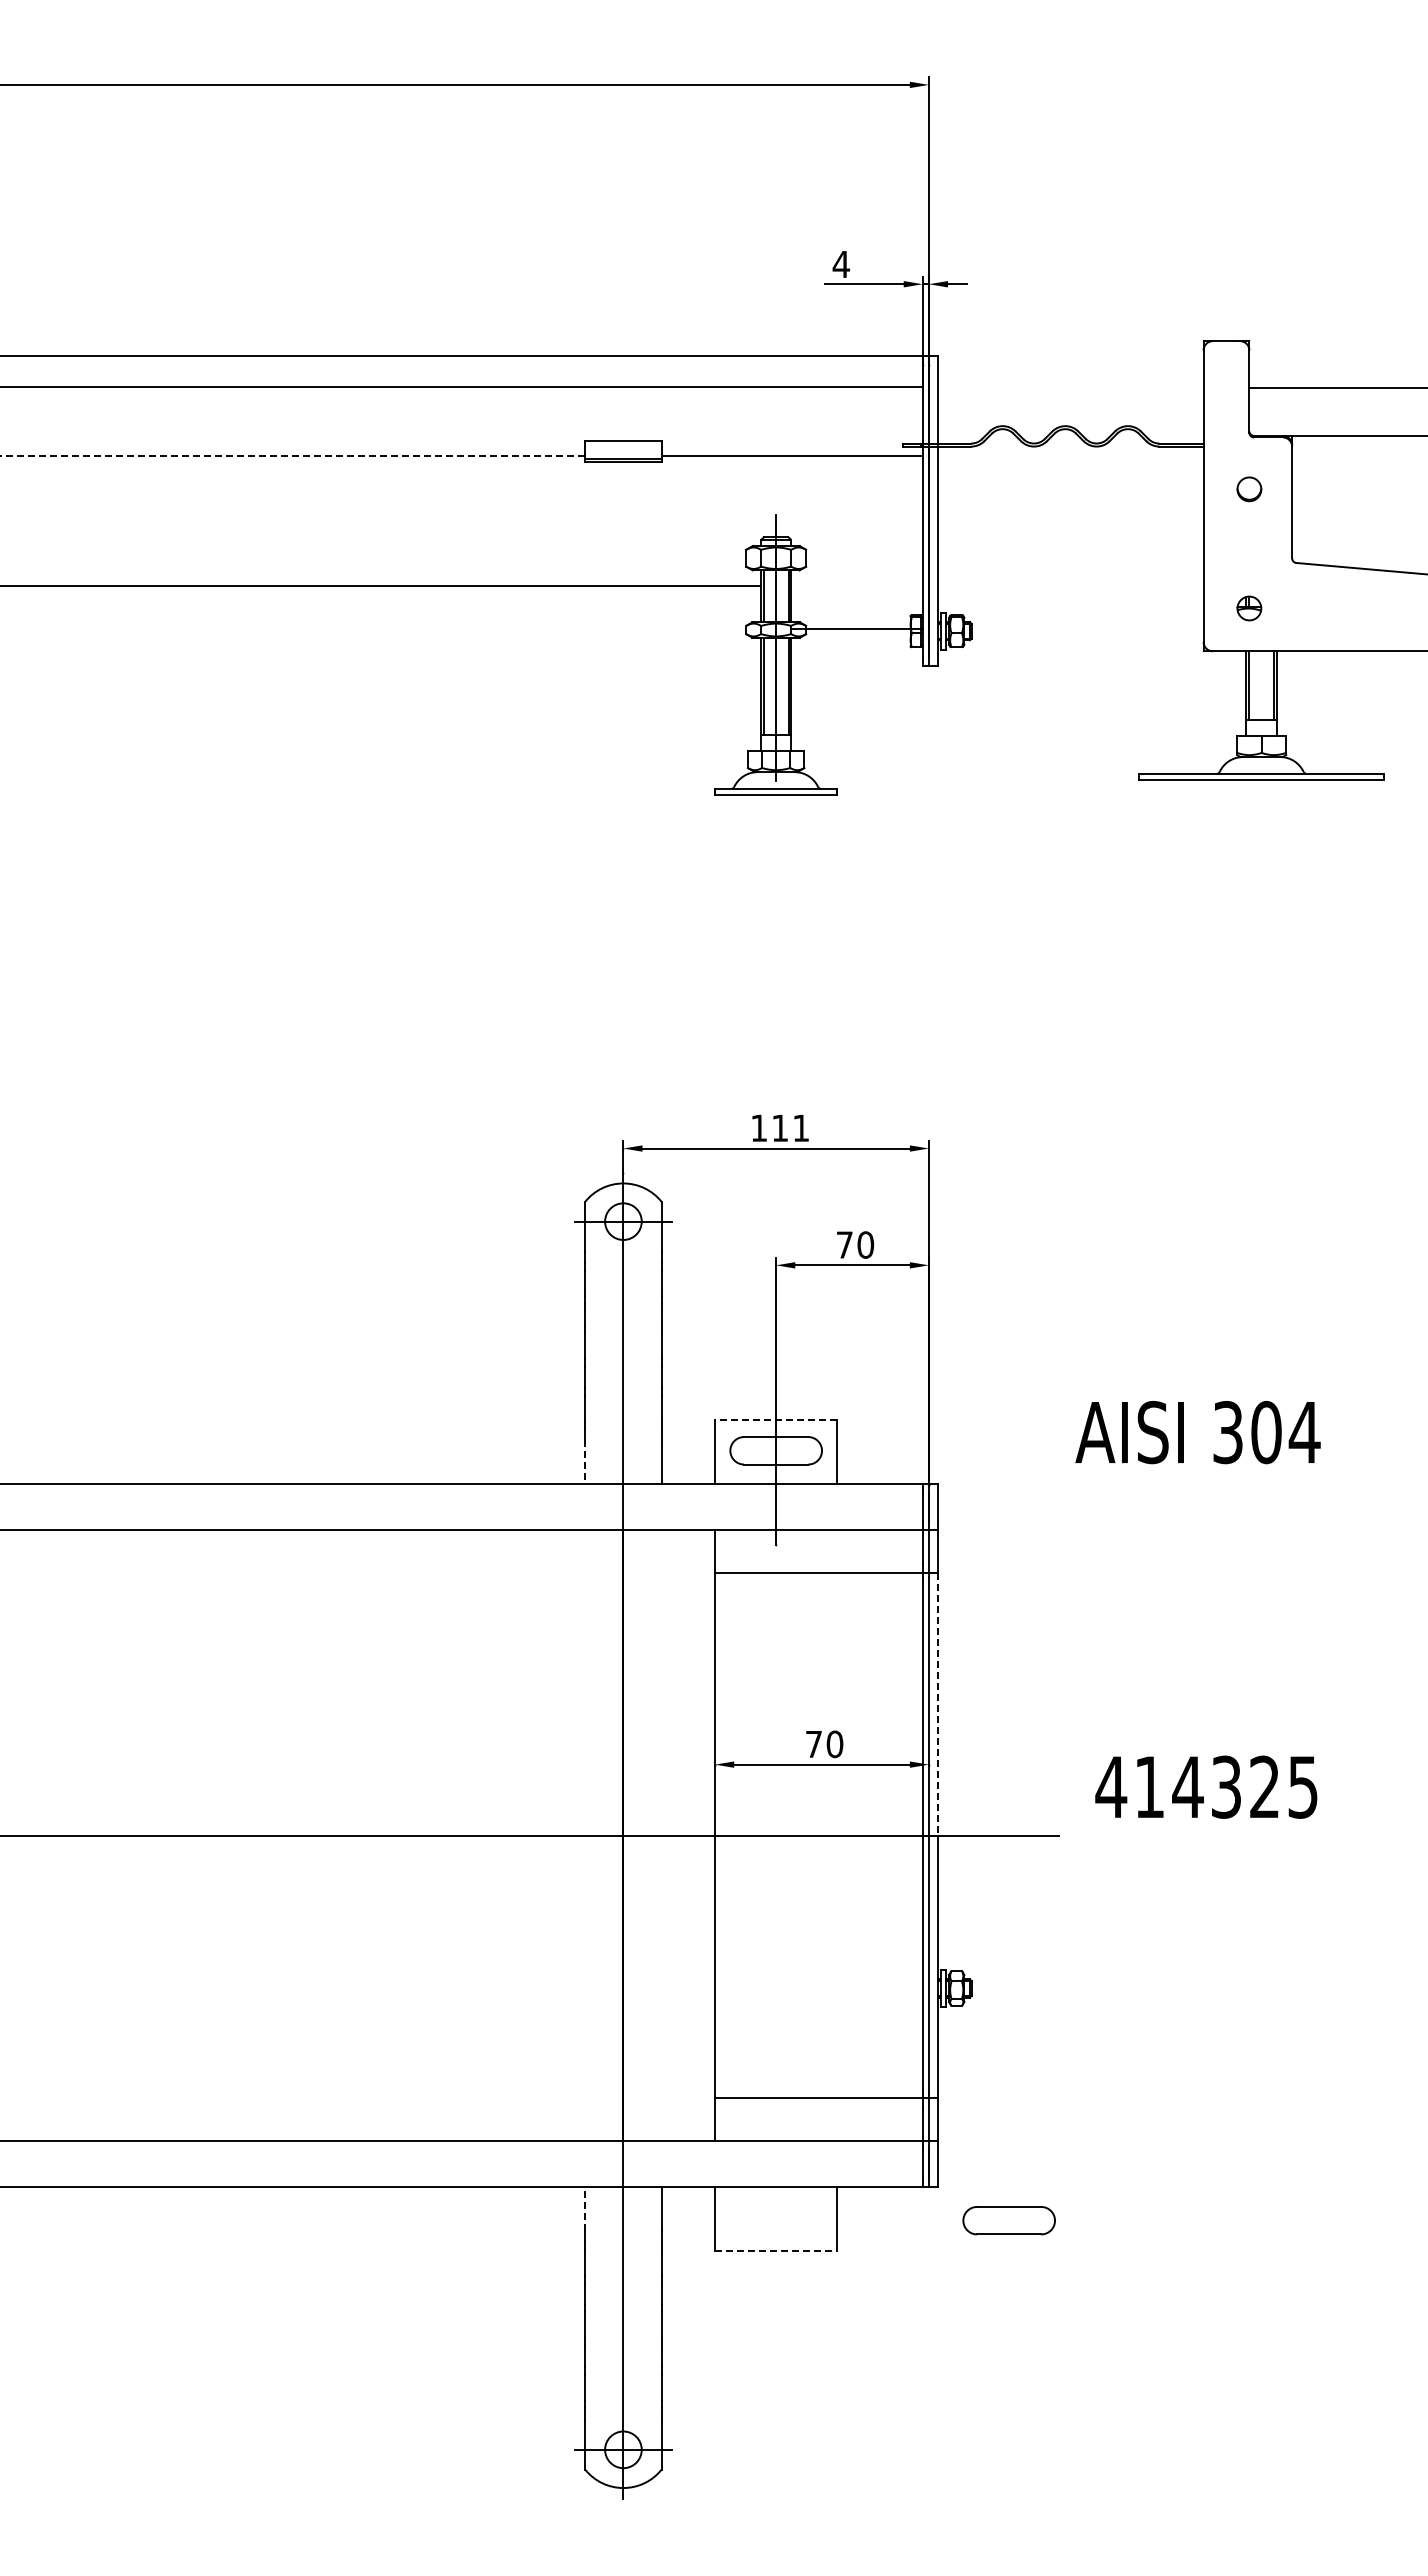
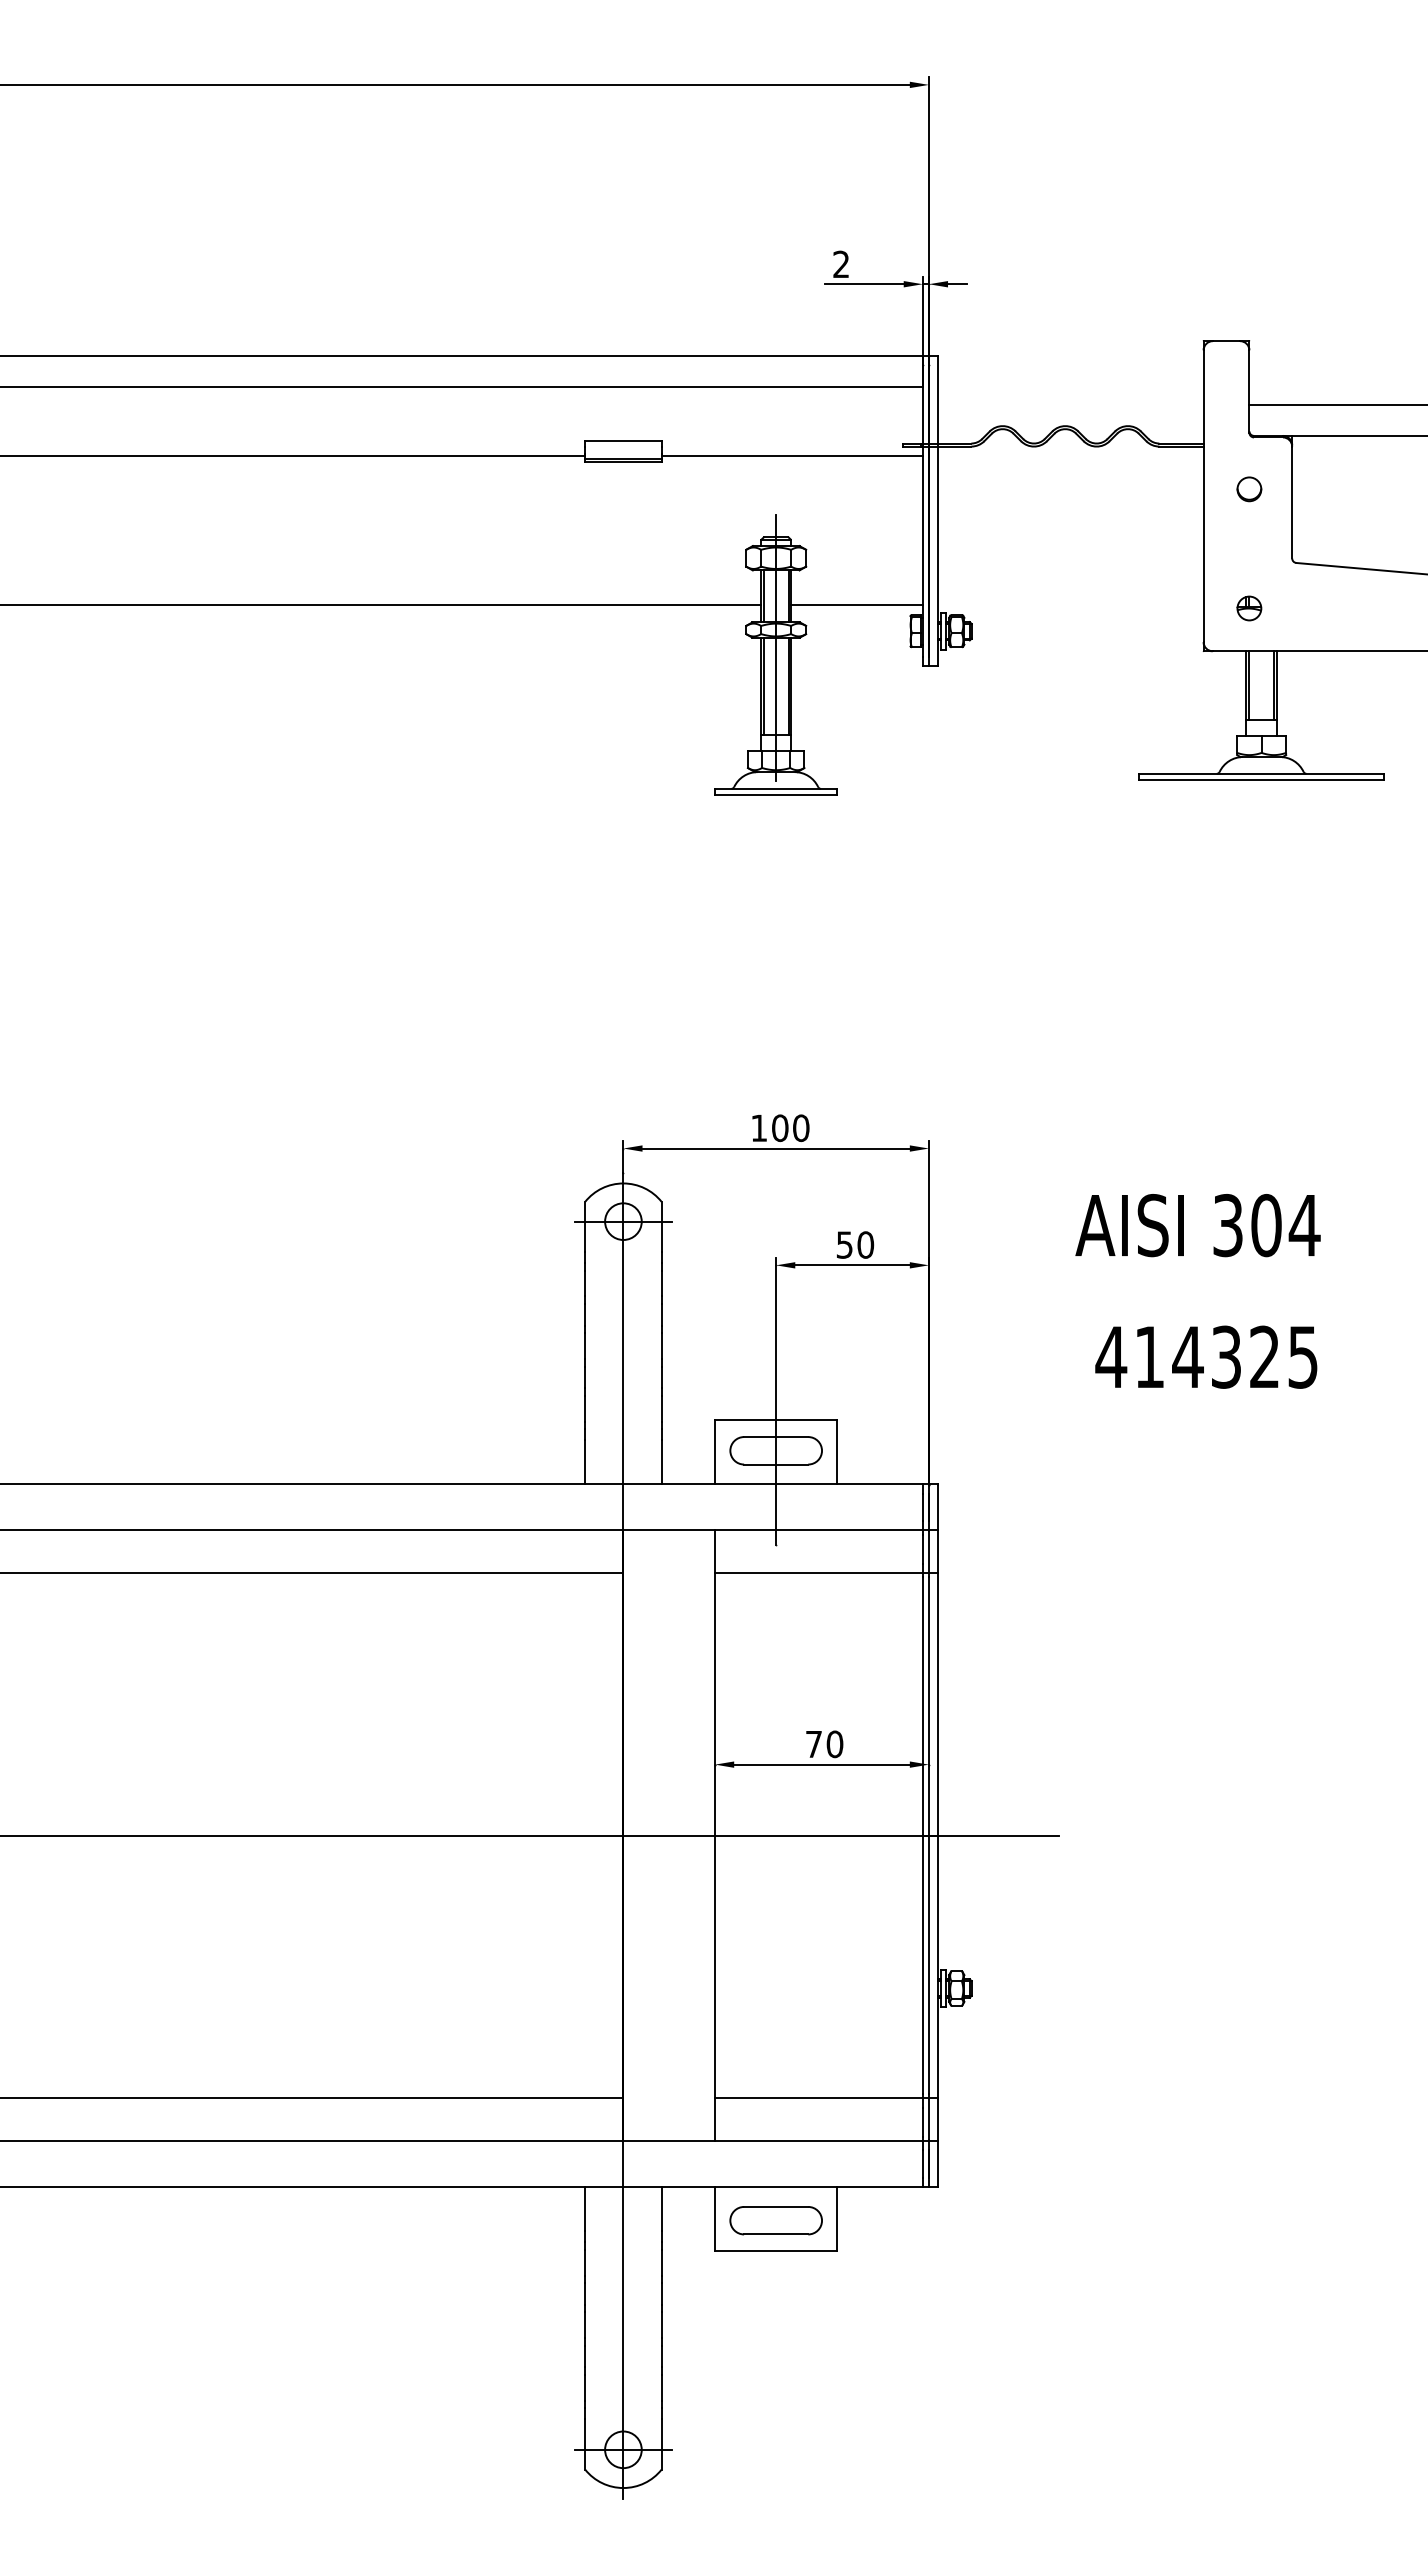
text: 4 -> 2 (841, 263)
line position: (1336, 388) -> (1336, 405) (1336, 405)
line: dashed -> solid (292, 455)
line position: (381, 586) -> (381, 605) (381, 605)
line position: (856, 629) -> (856, 605) (856, 605)
text: 111 -> 100 (790, 1128)
text: 70 -> 50 (844, 1244)
line: dashed -> solid (775, 1420)
text position: (1197, 1432) -> (1197, 1225) (1197, 1225)
line: dashed -> solid (585, 1462)
line: none -> present (312, 1573)
line: dashed -> solid (938, 1704)
text position: (1206, 1786) -> (1206, 1356) (1206, 1356)
line: none -> present (312, 2098)
line: dashed -> solid (585, 2208)
part position: (1008, 2220) -> (775, 2220) (775, 2220)
line: dashed -> solid (776, 2251)
